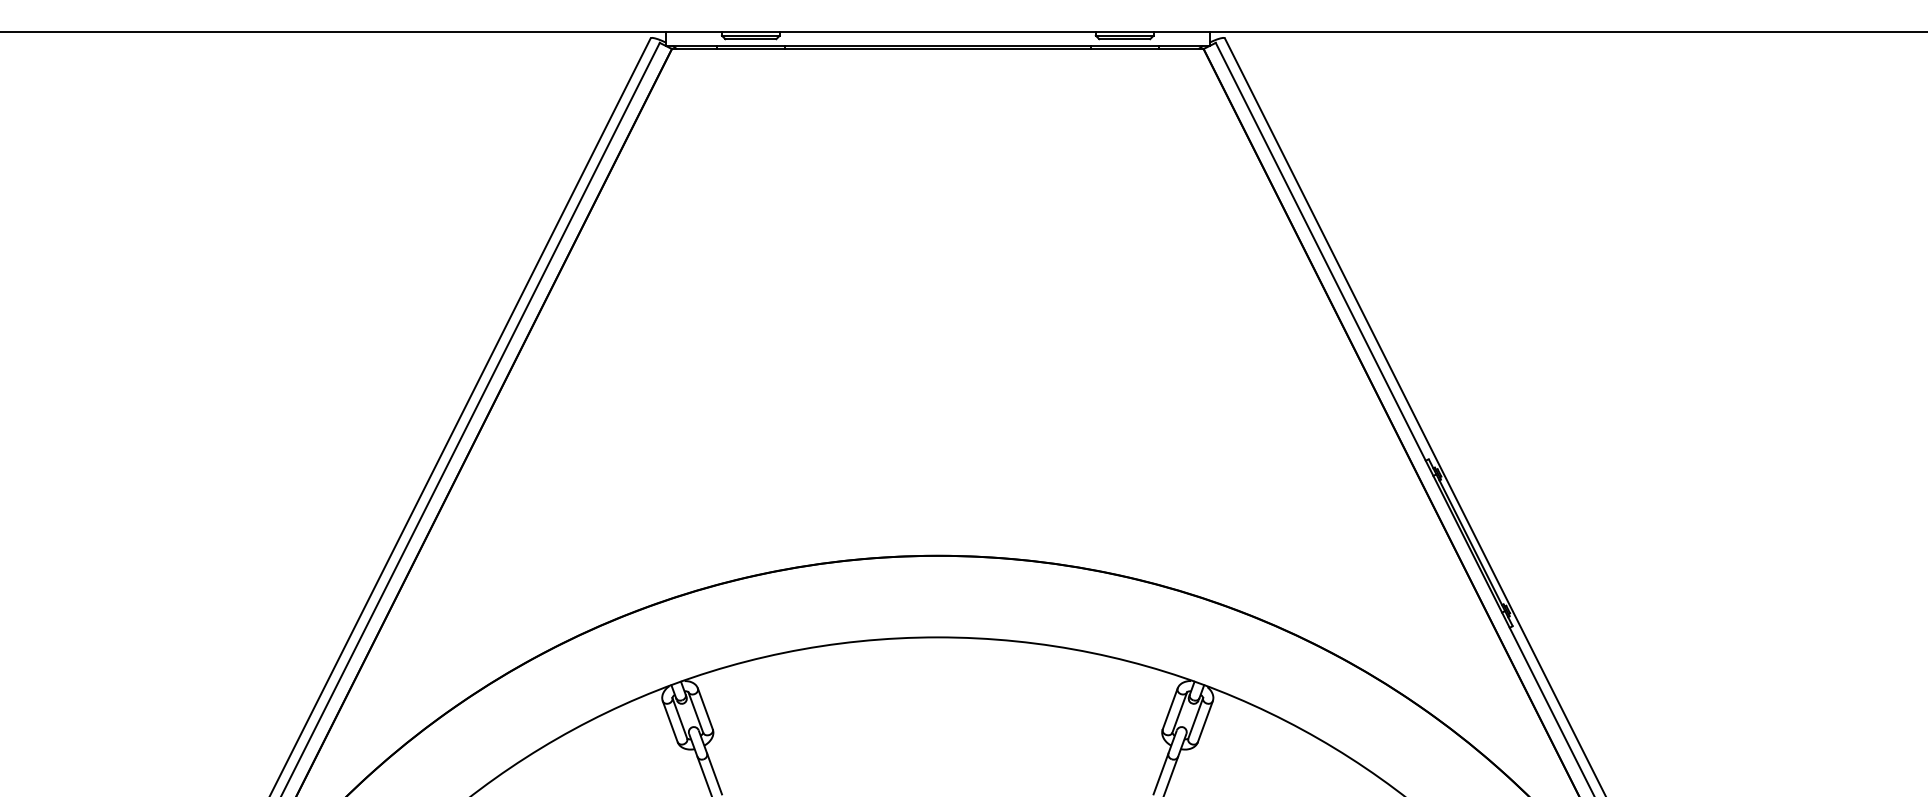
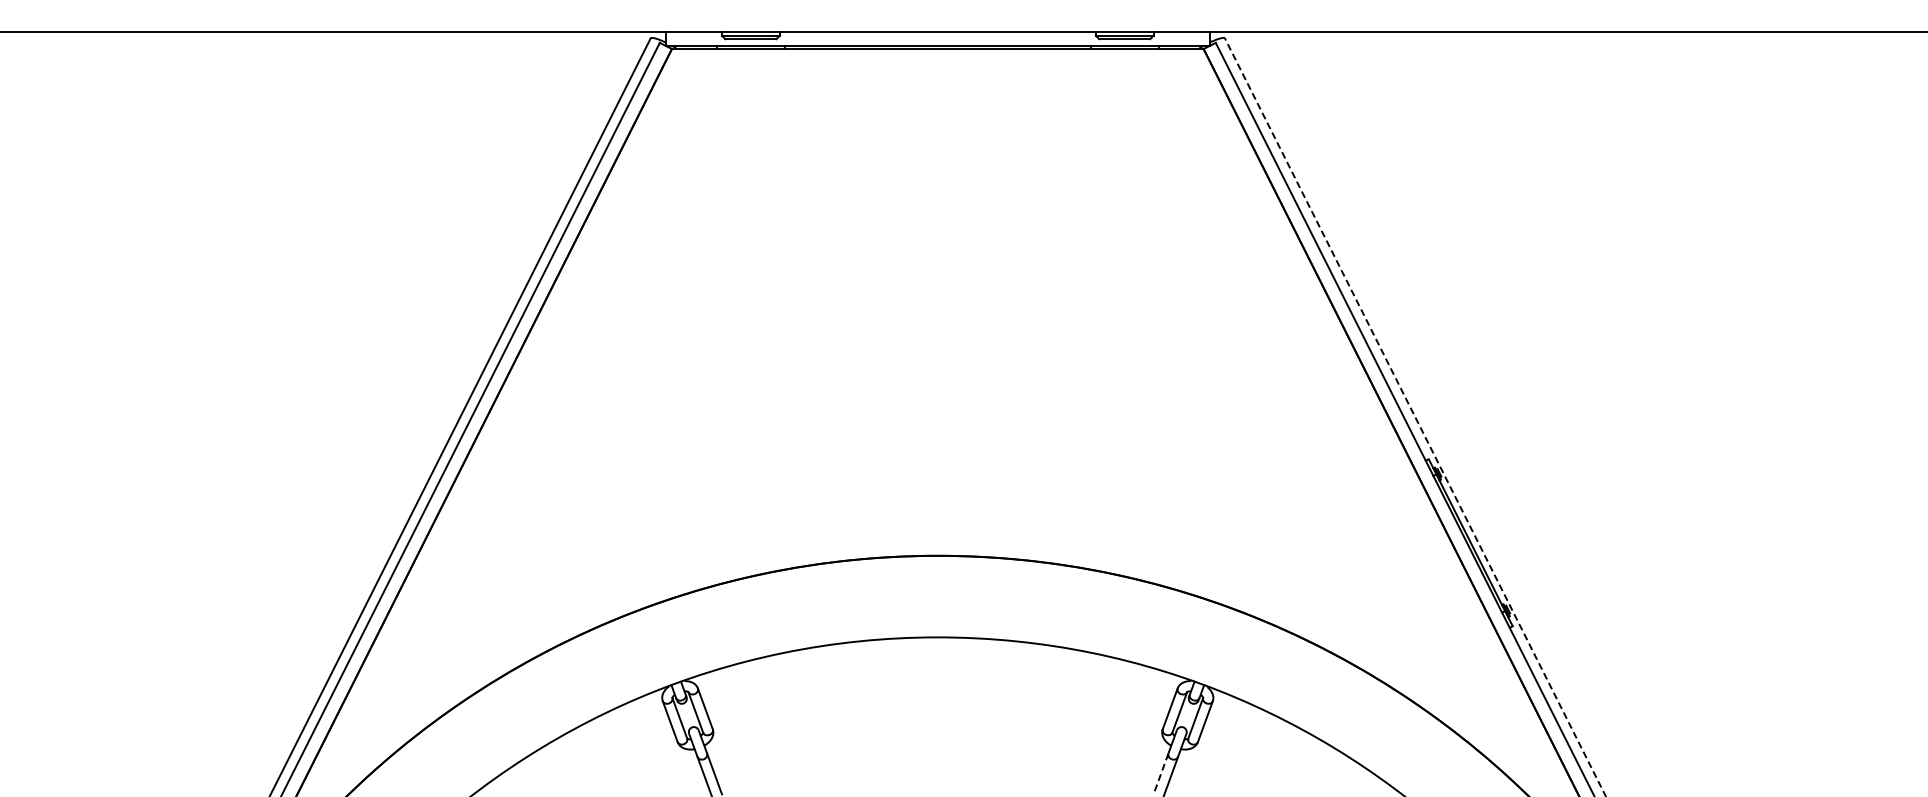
line: solid -> dashed (1415, 417)
line: solid -> dashed (1161, 773)
